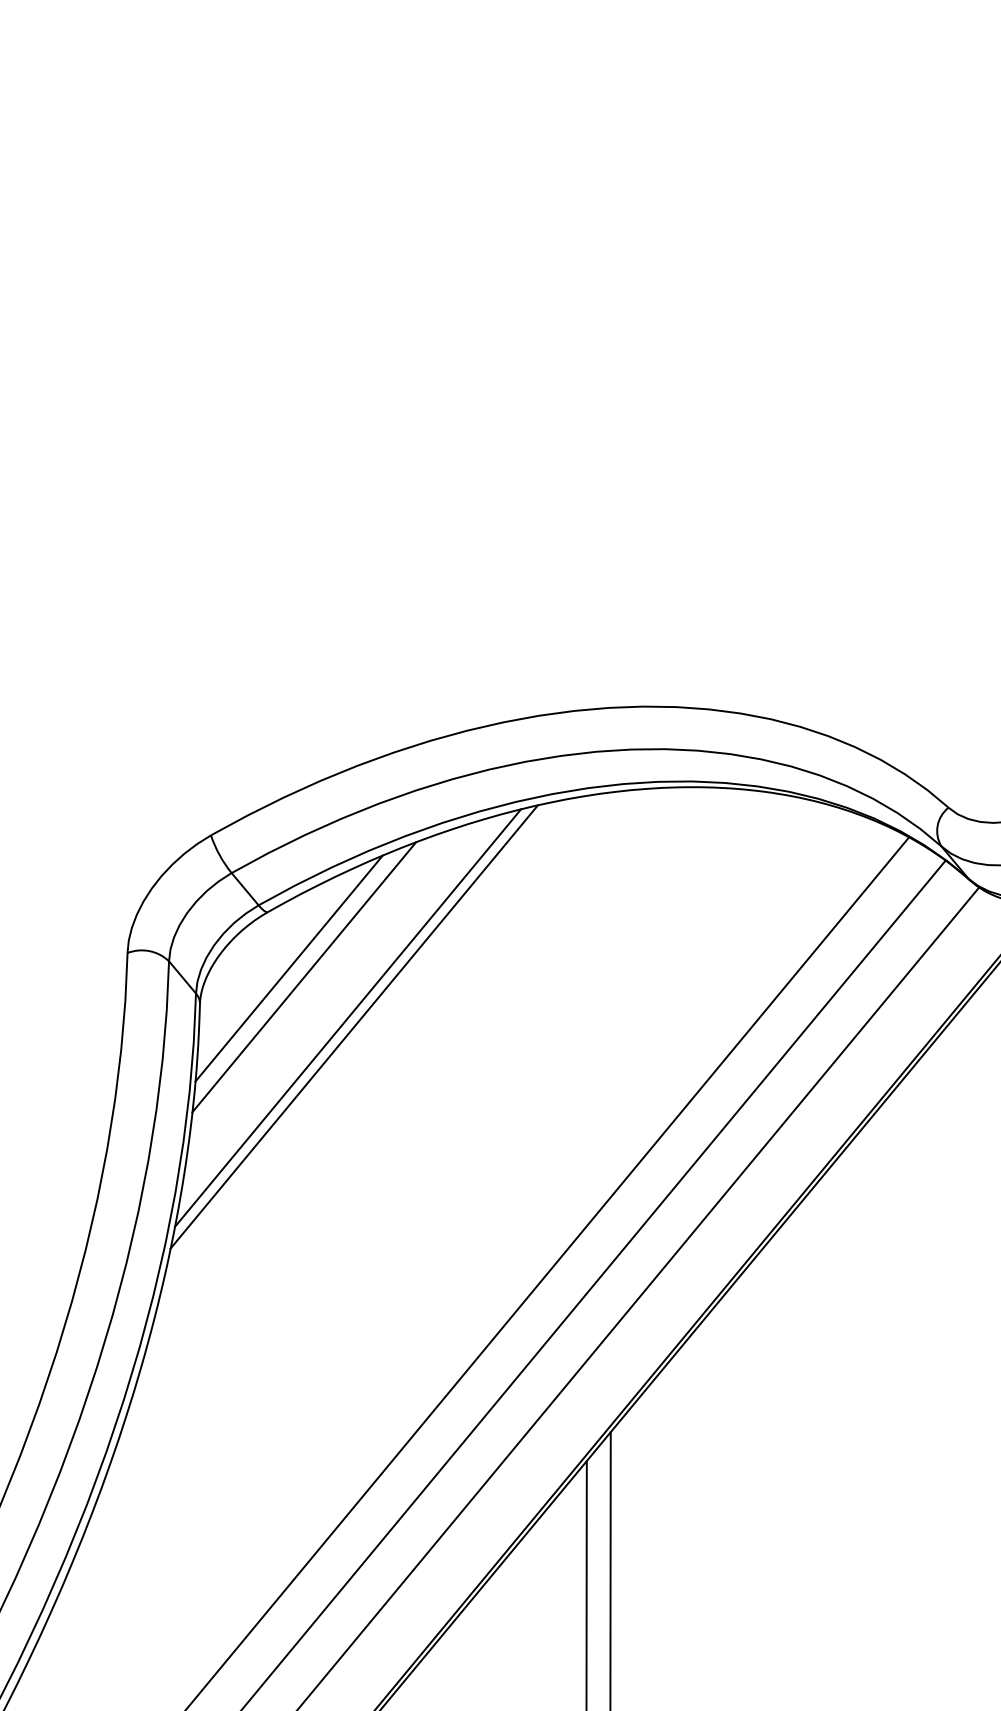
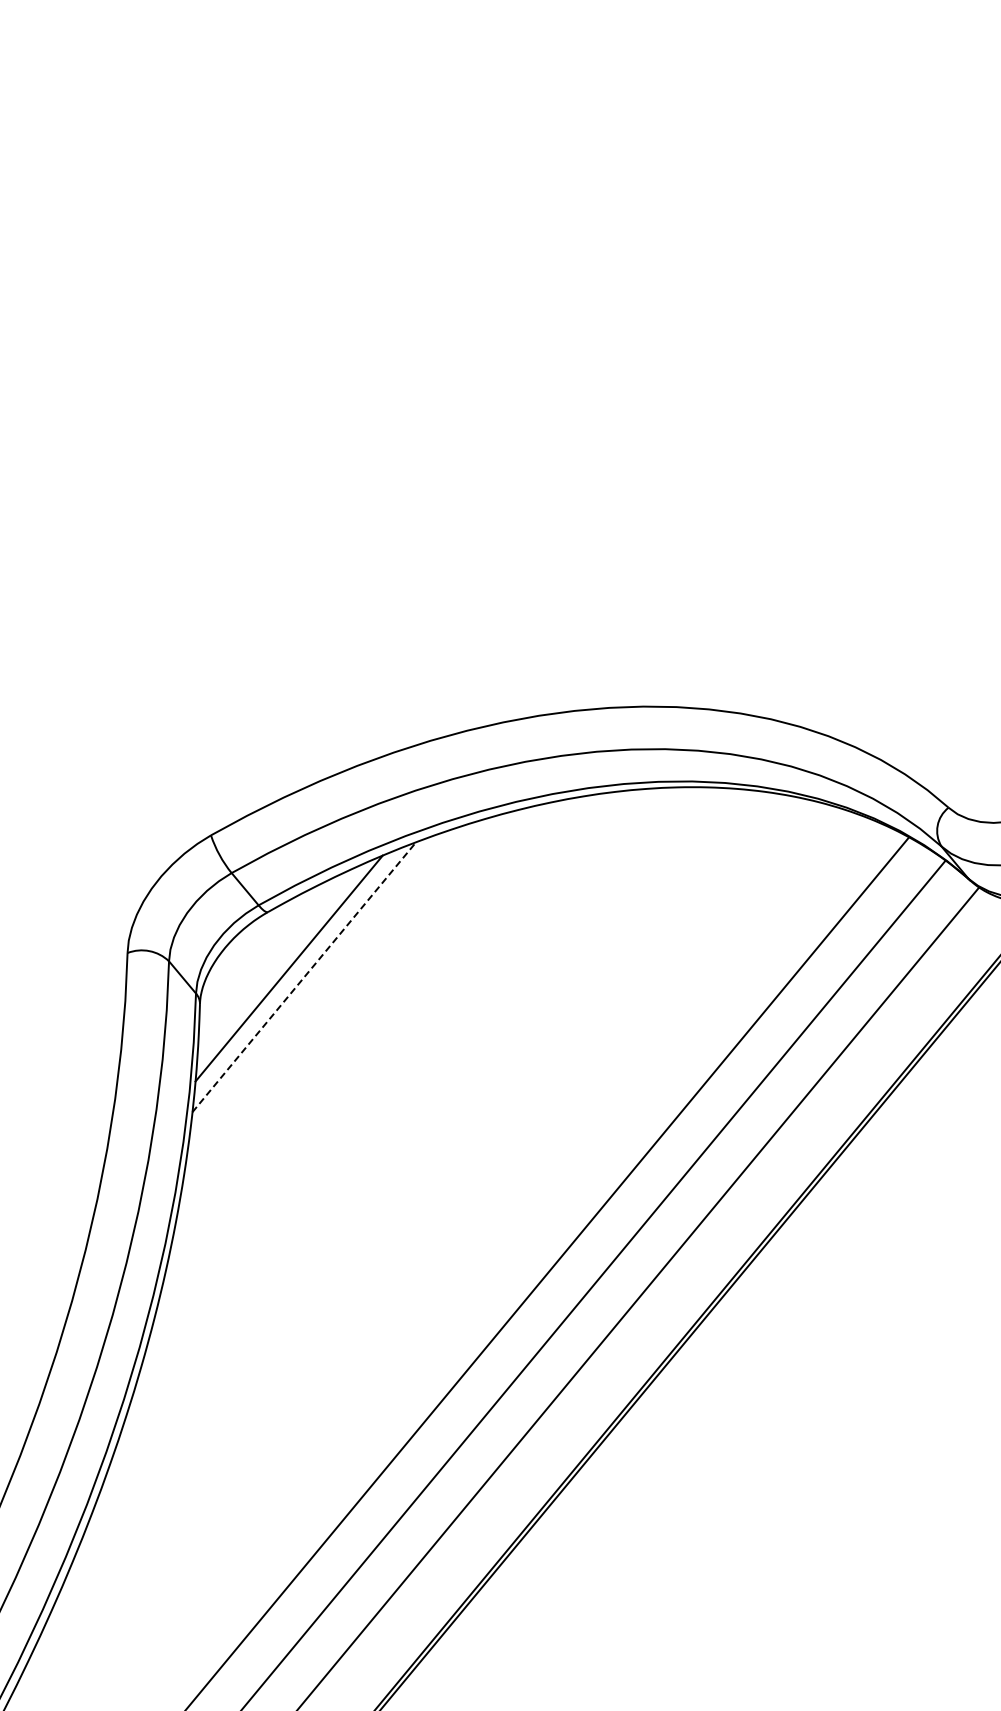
line: solid -> dashed (304, 976)
line: present -> none (348, 1017)
line: present -> none (353, 1026)
line: present -> none (610, 1569)
line: present -> none (586, 1584)
